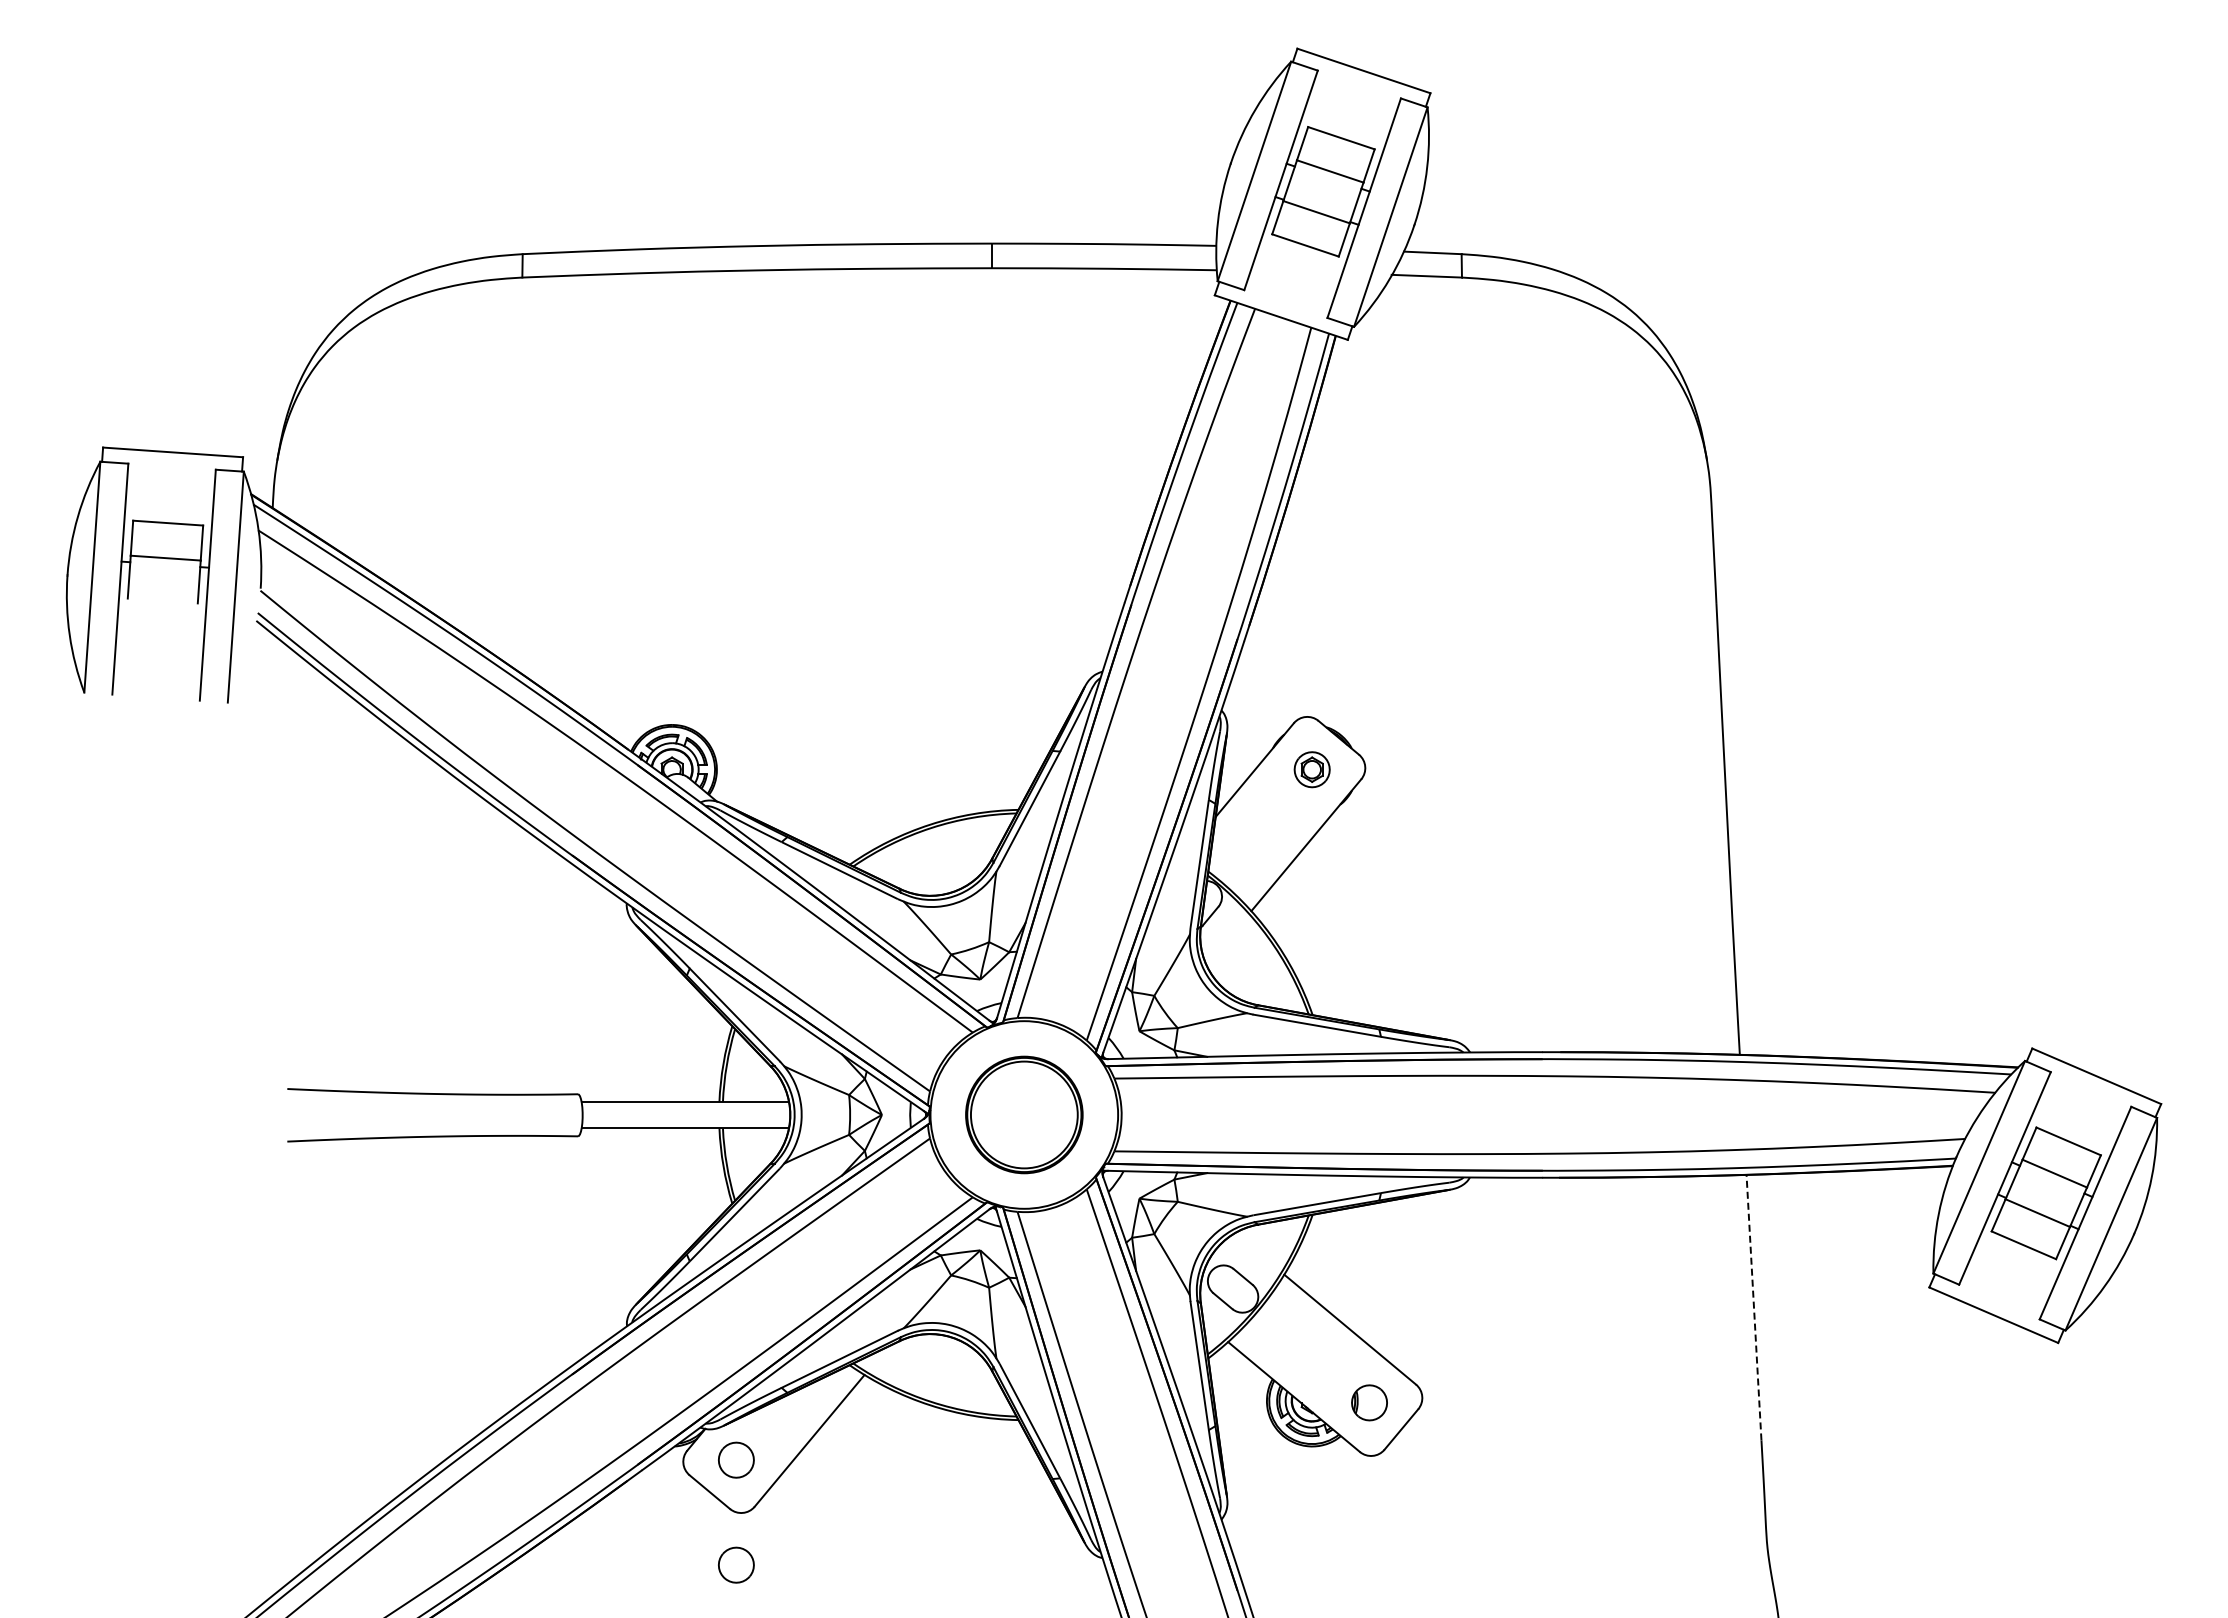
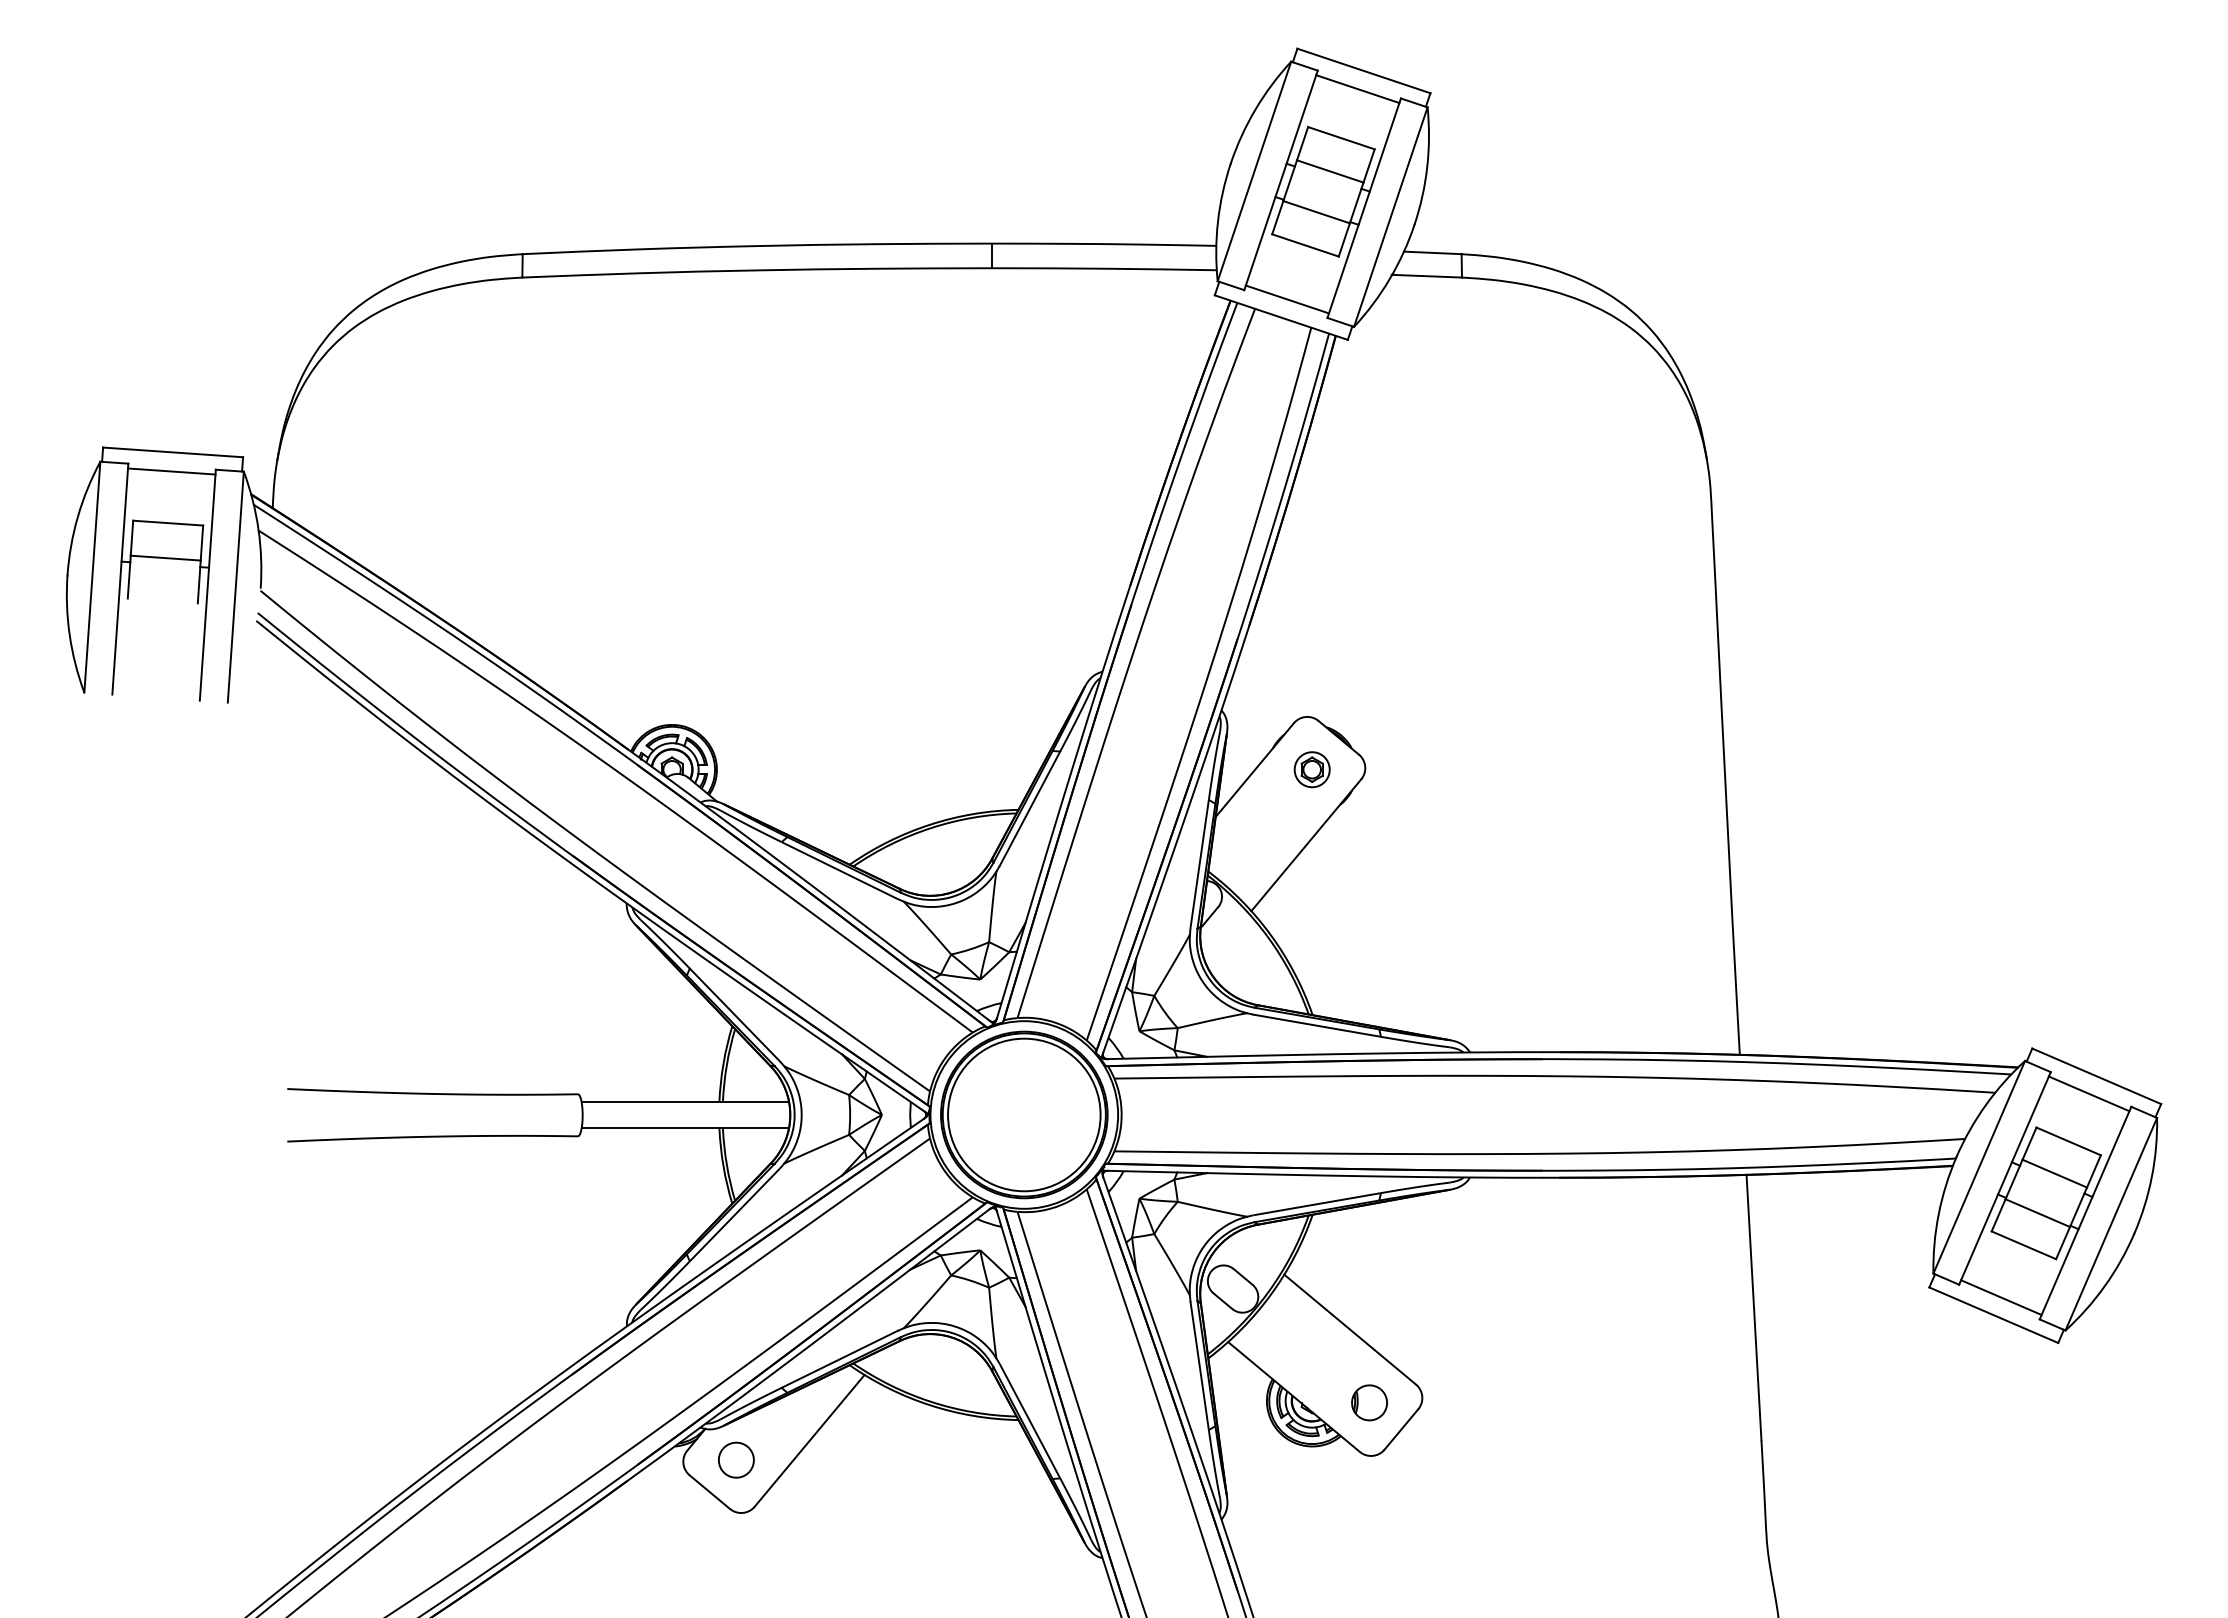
line: none -> present (1357, 89)
line: none -> present (1286, 299)
line: none -> present (171, 471)
line: none -> present (2088, 1093)
part size: 119x120 px -> 169x170 px (1024, 1114)
line: none -> present (2001, 1297)
line: dashed -> solid (1753, 1307)
part: present -> none (736, 1564)
